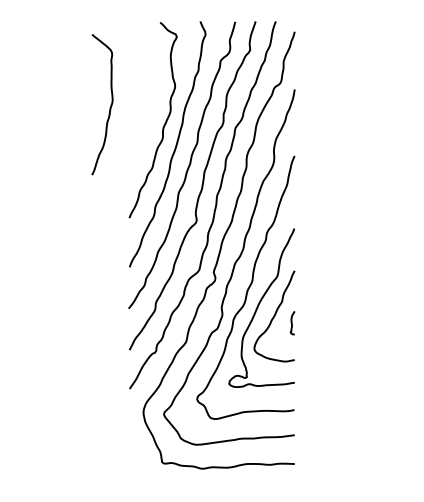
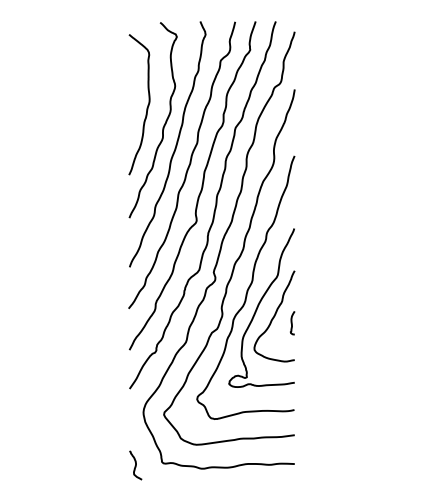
curve position: (109, 107) -> (146, 107) (146, 107)
curve: none -> present (135, 465)
